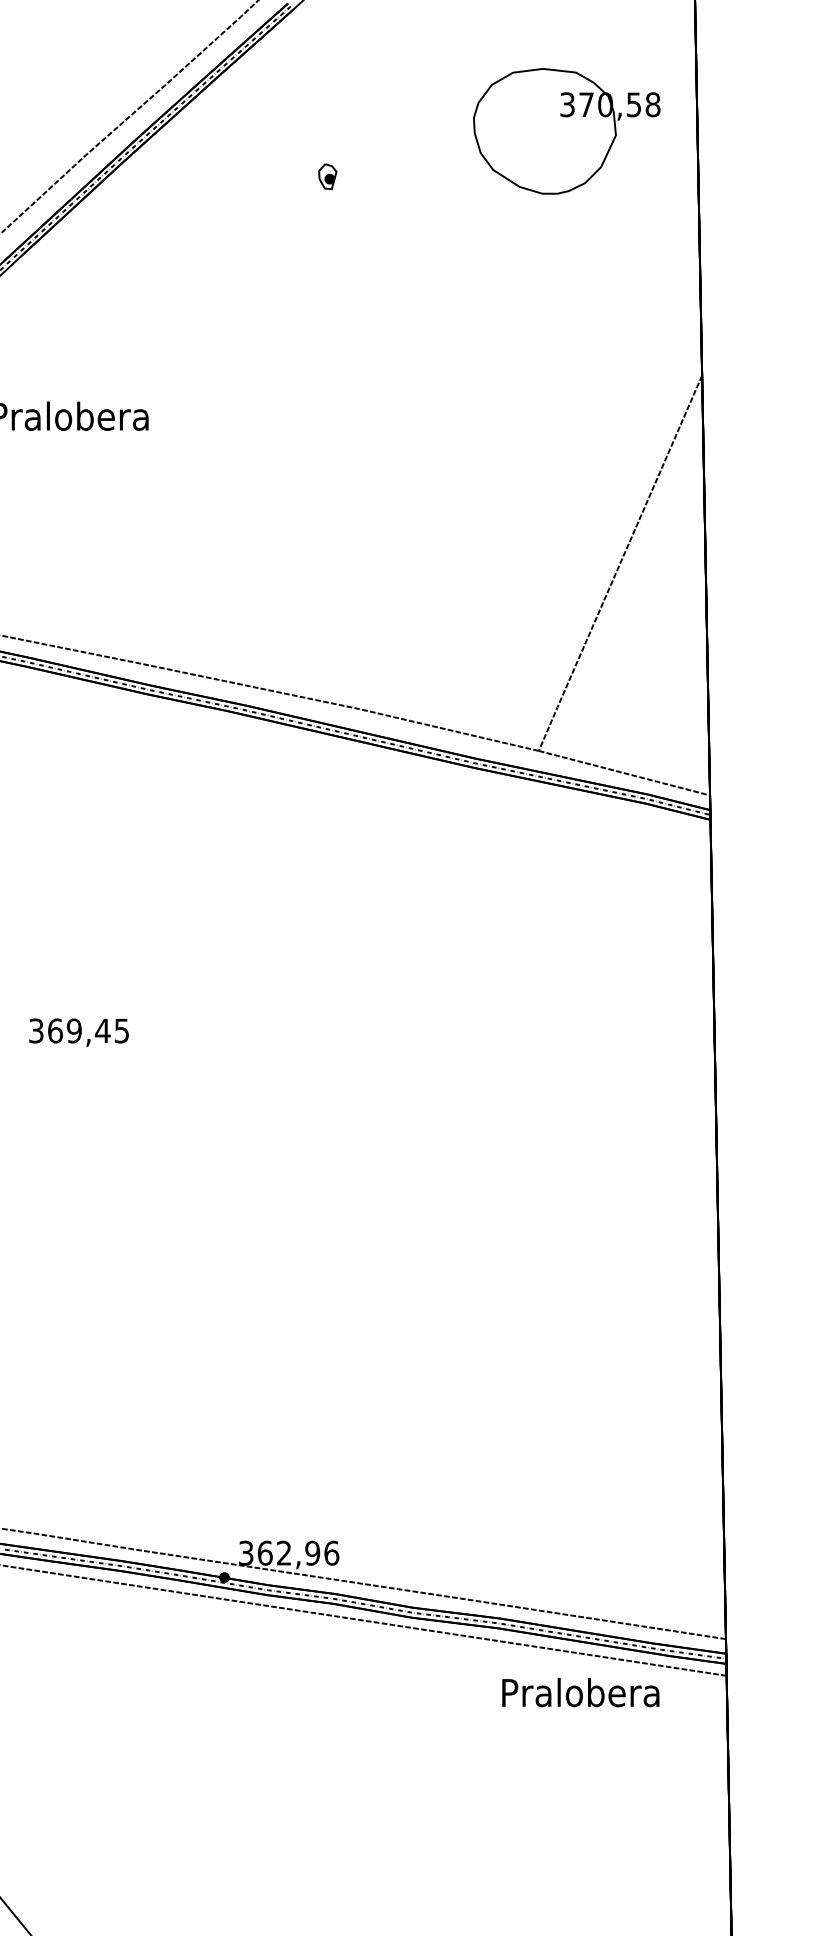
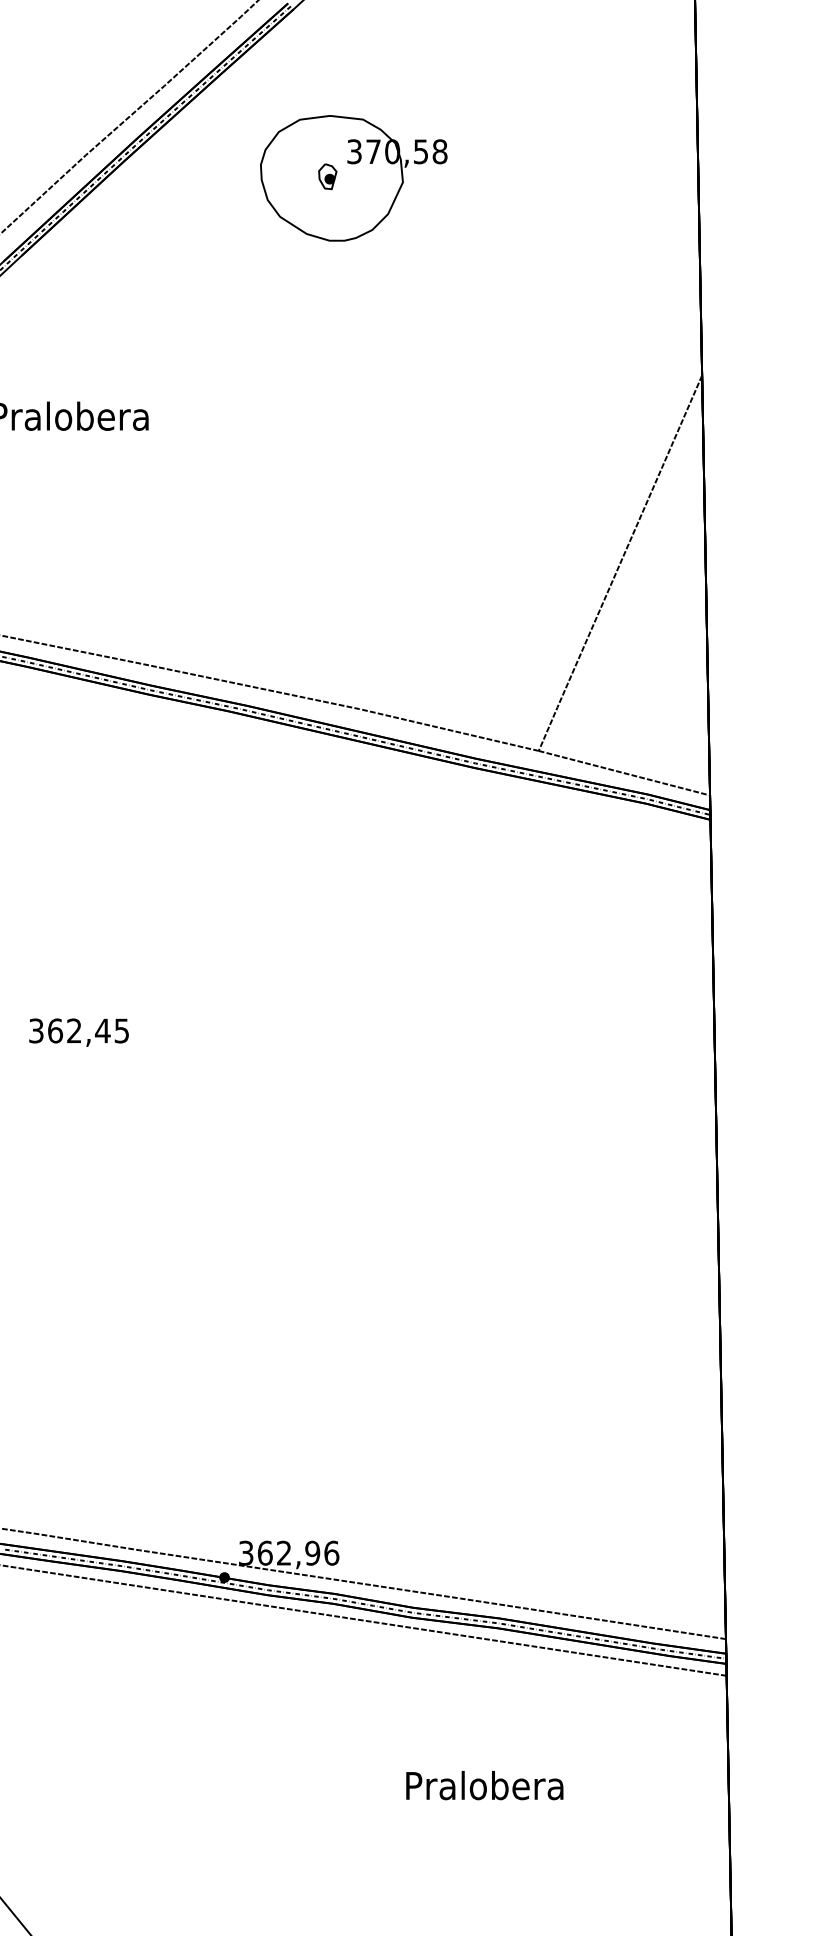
part position: (566, 131) -> (353, 178) (353, 178)
text: 369,45 -> 362,45 (73, 1030)
text position: (580, 1692) -> (484, 1785) (484, 1785)
